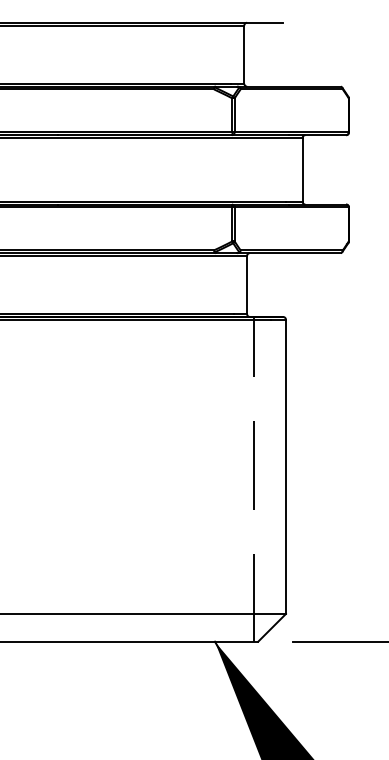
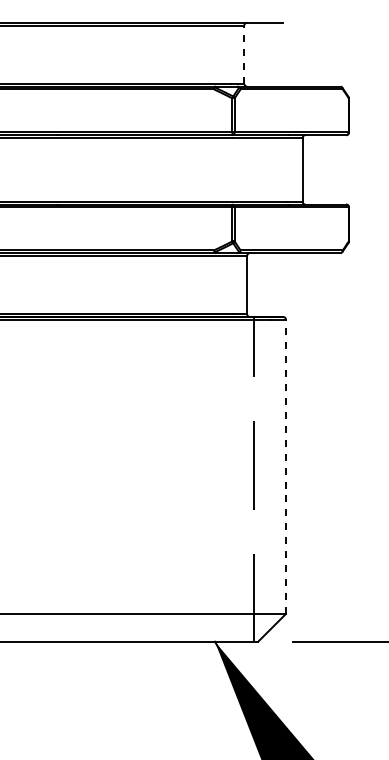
line: solid -> dashed (244, 54)
line: solid -> dashed (285, 466)
